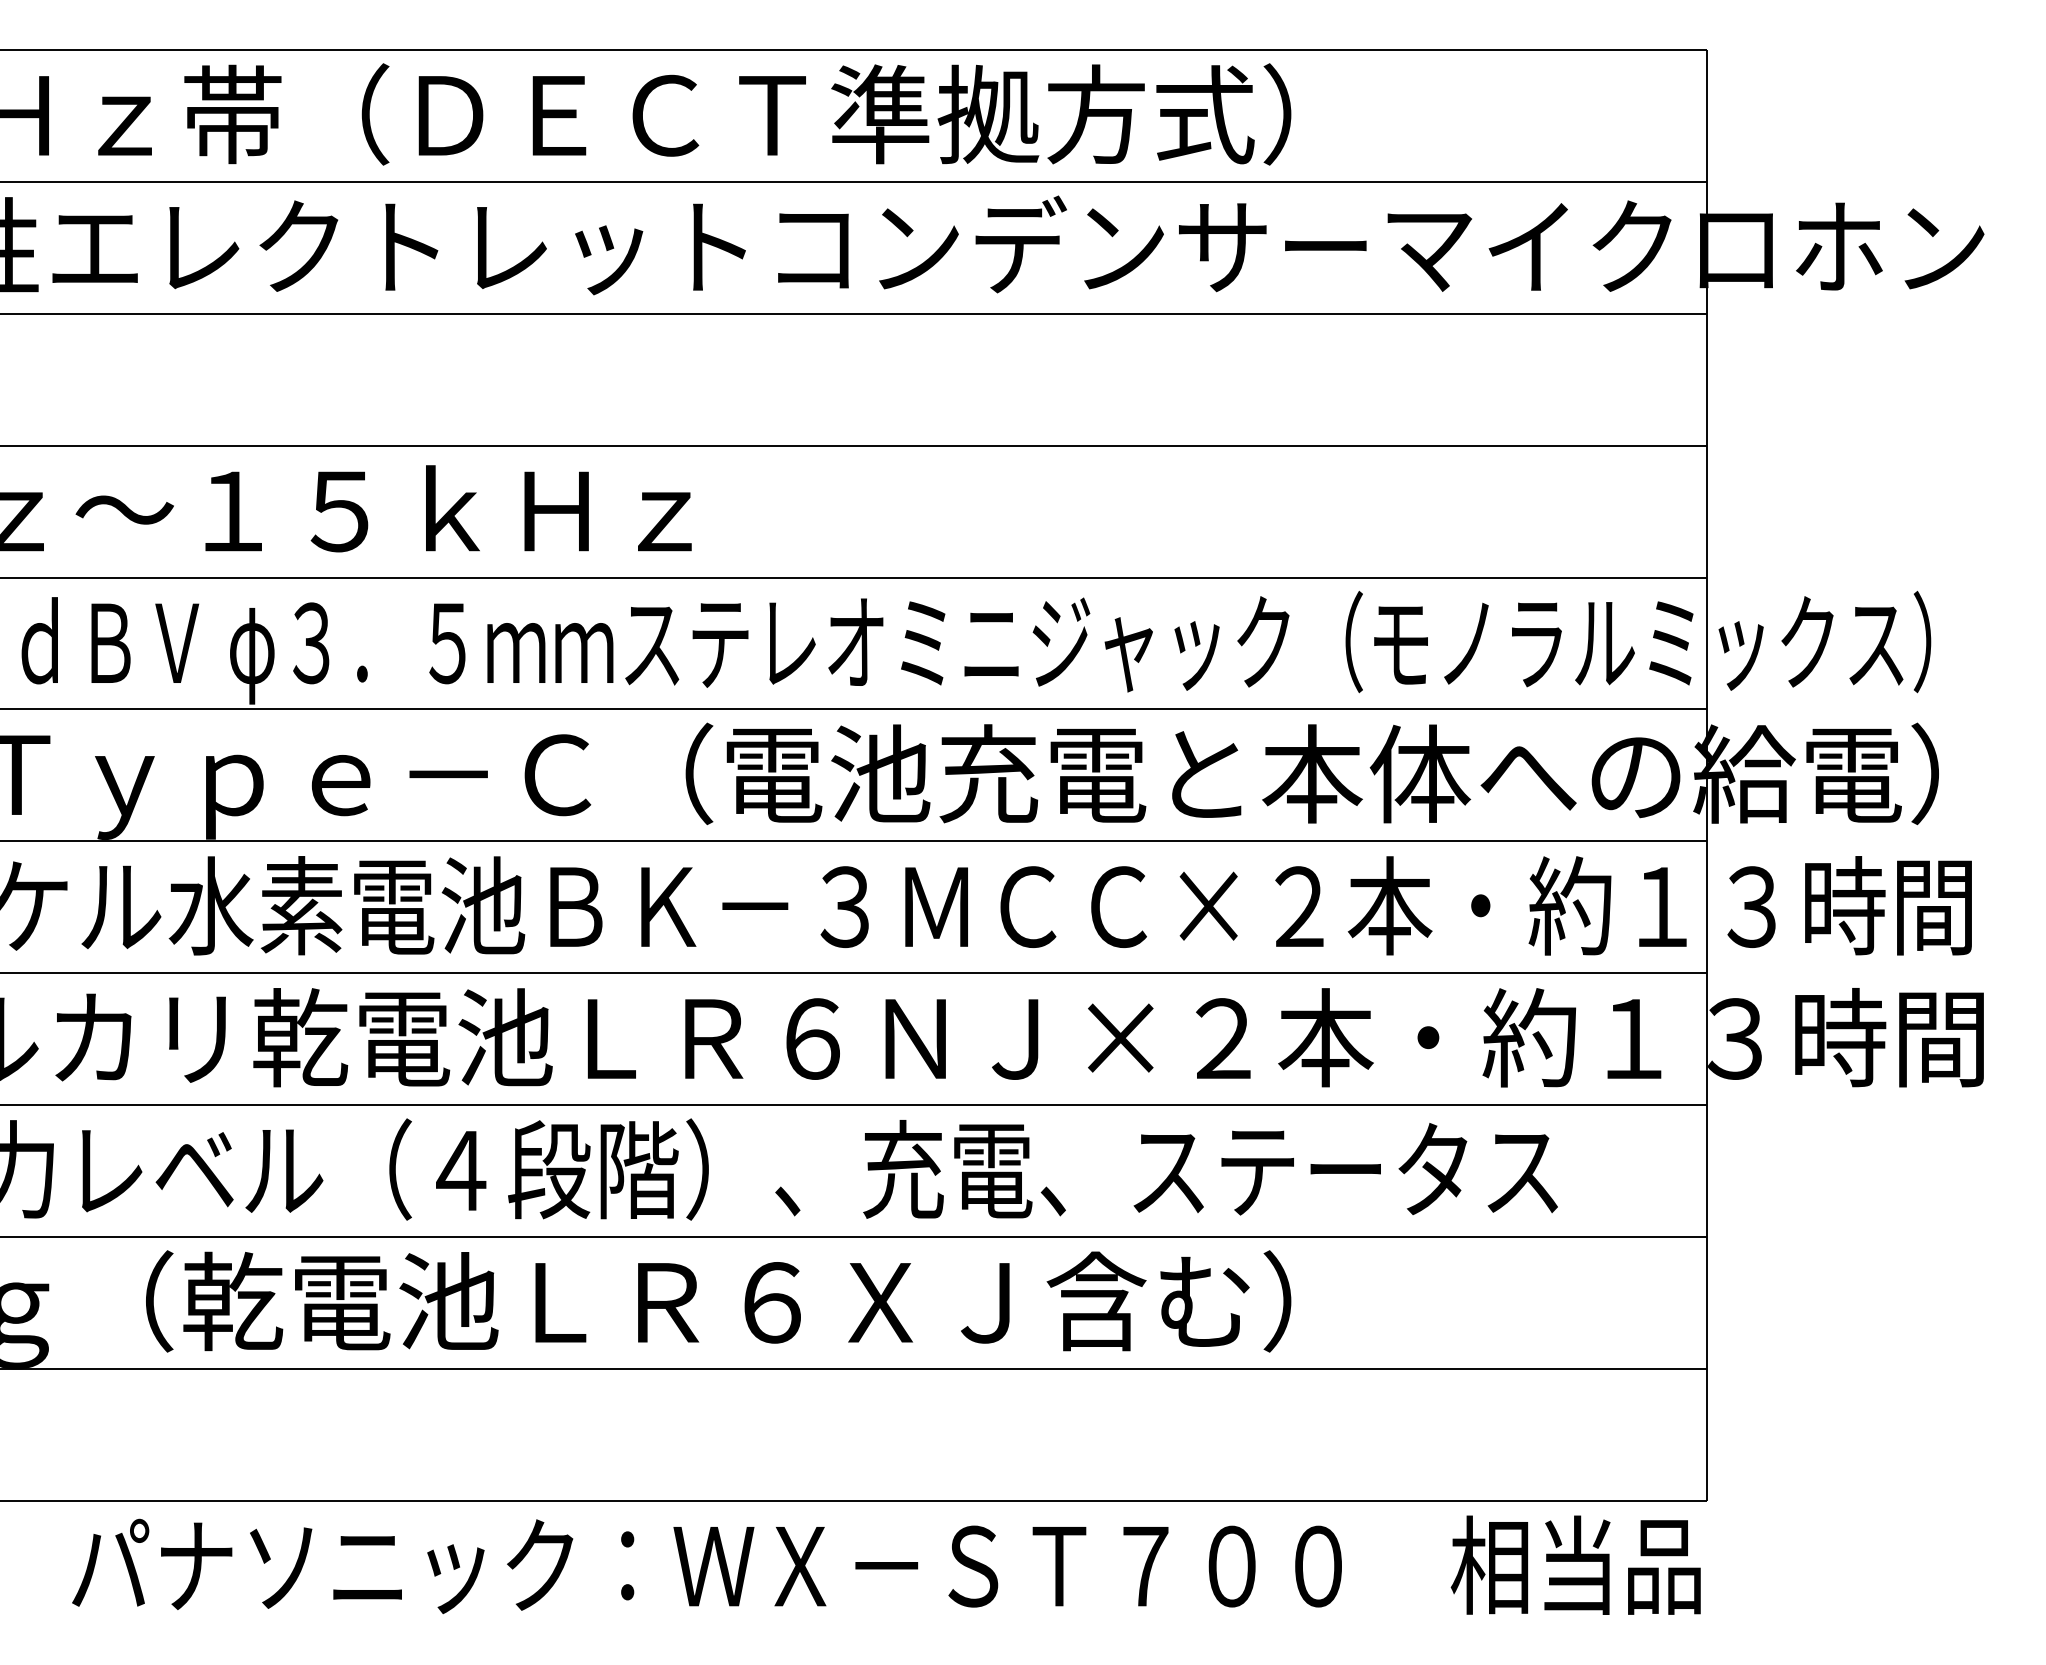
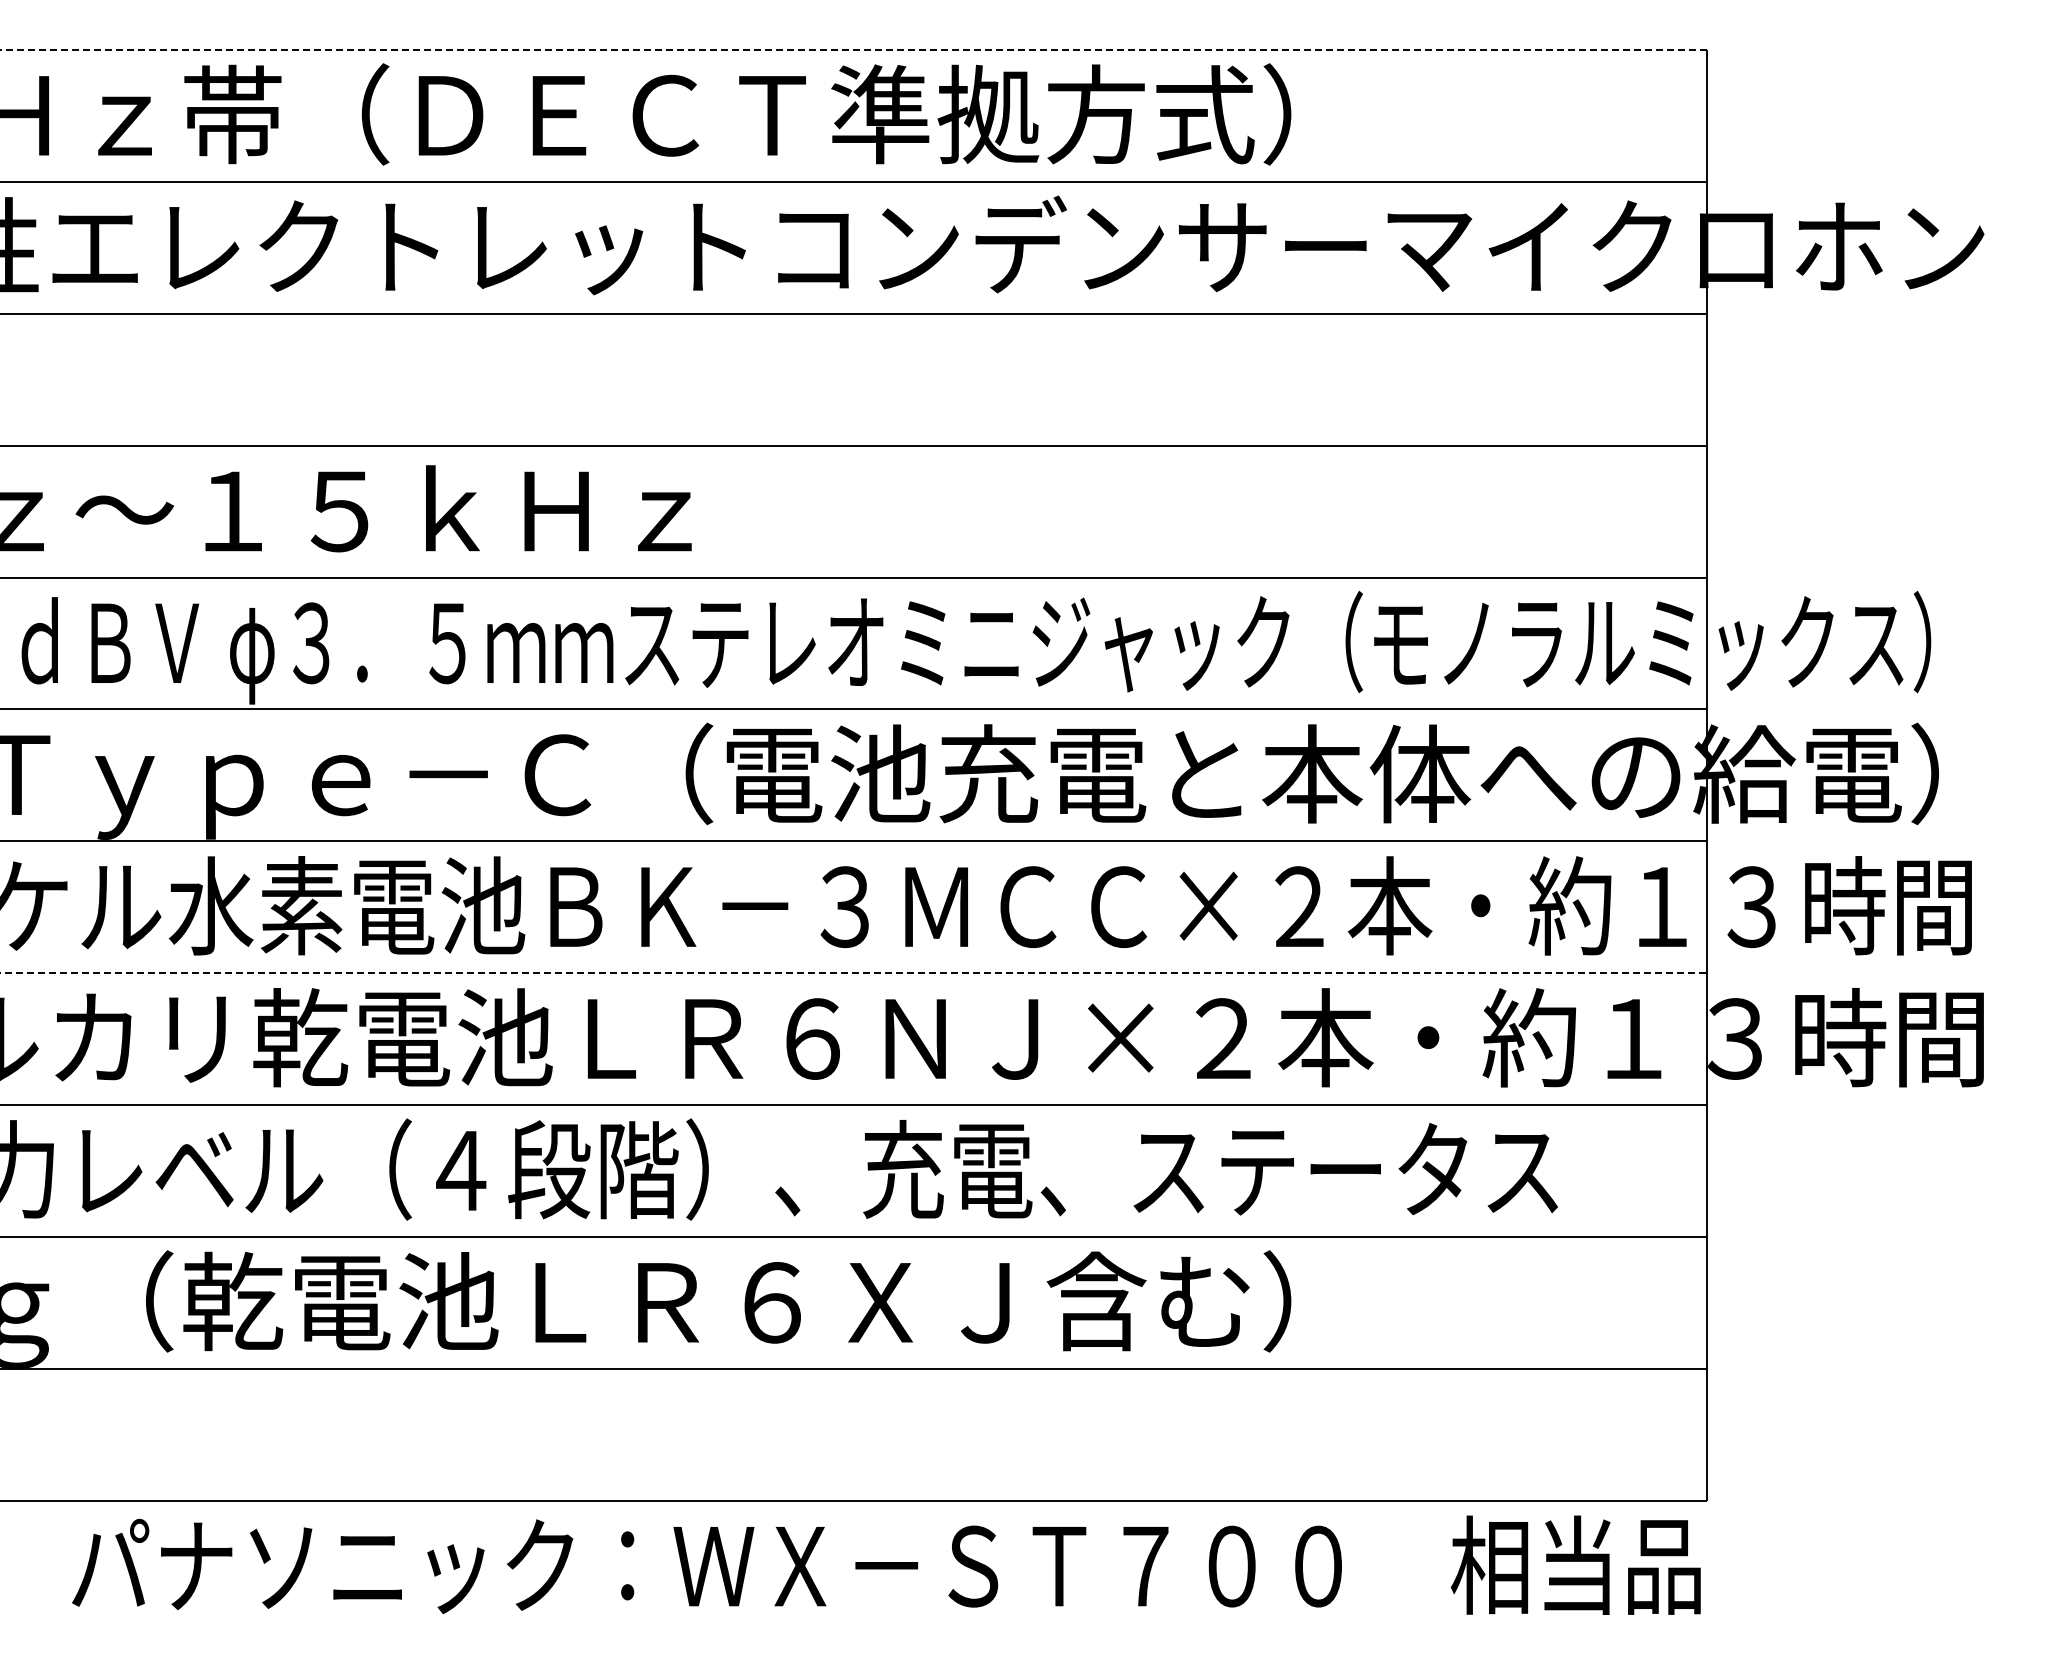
line: solid -> dashed (853, 49)
line: solid -> dashed (854, 973)
